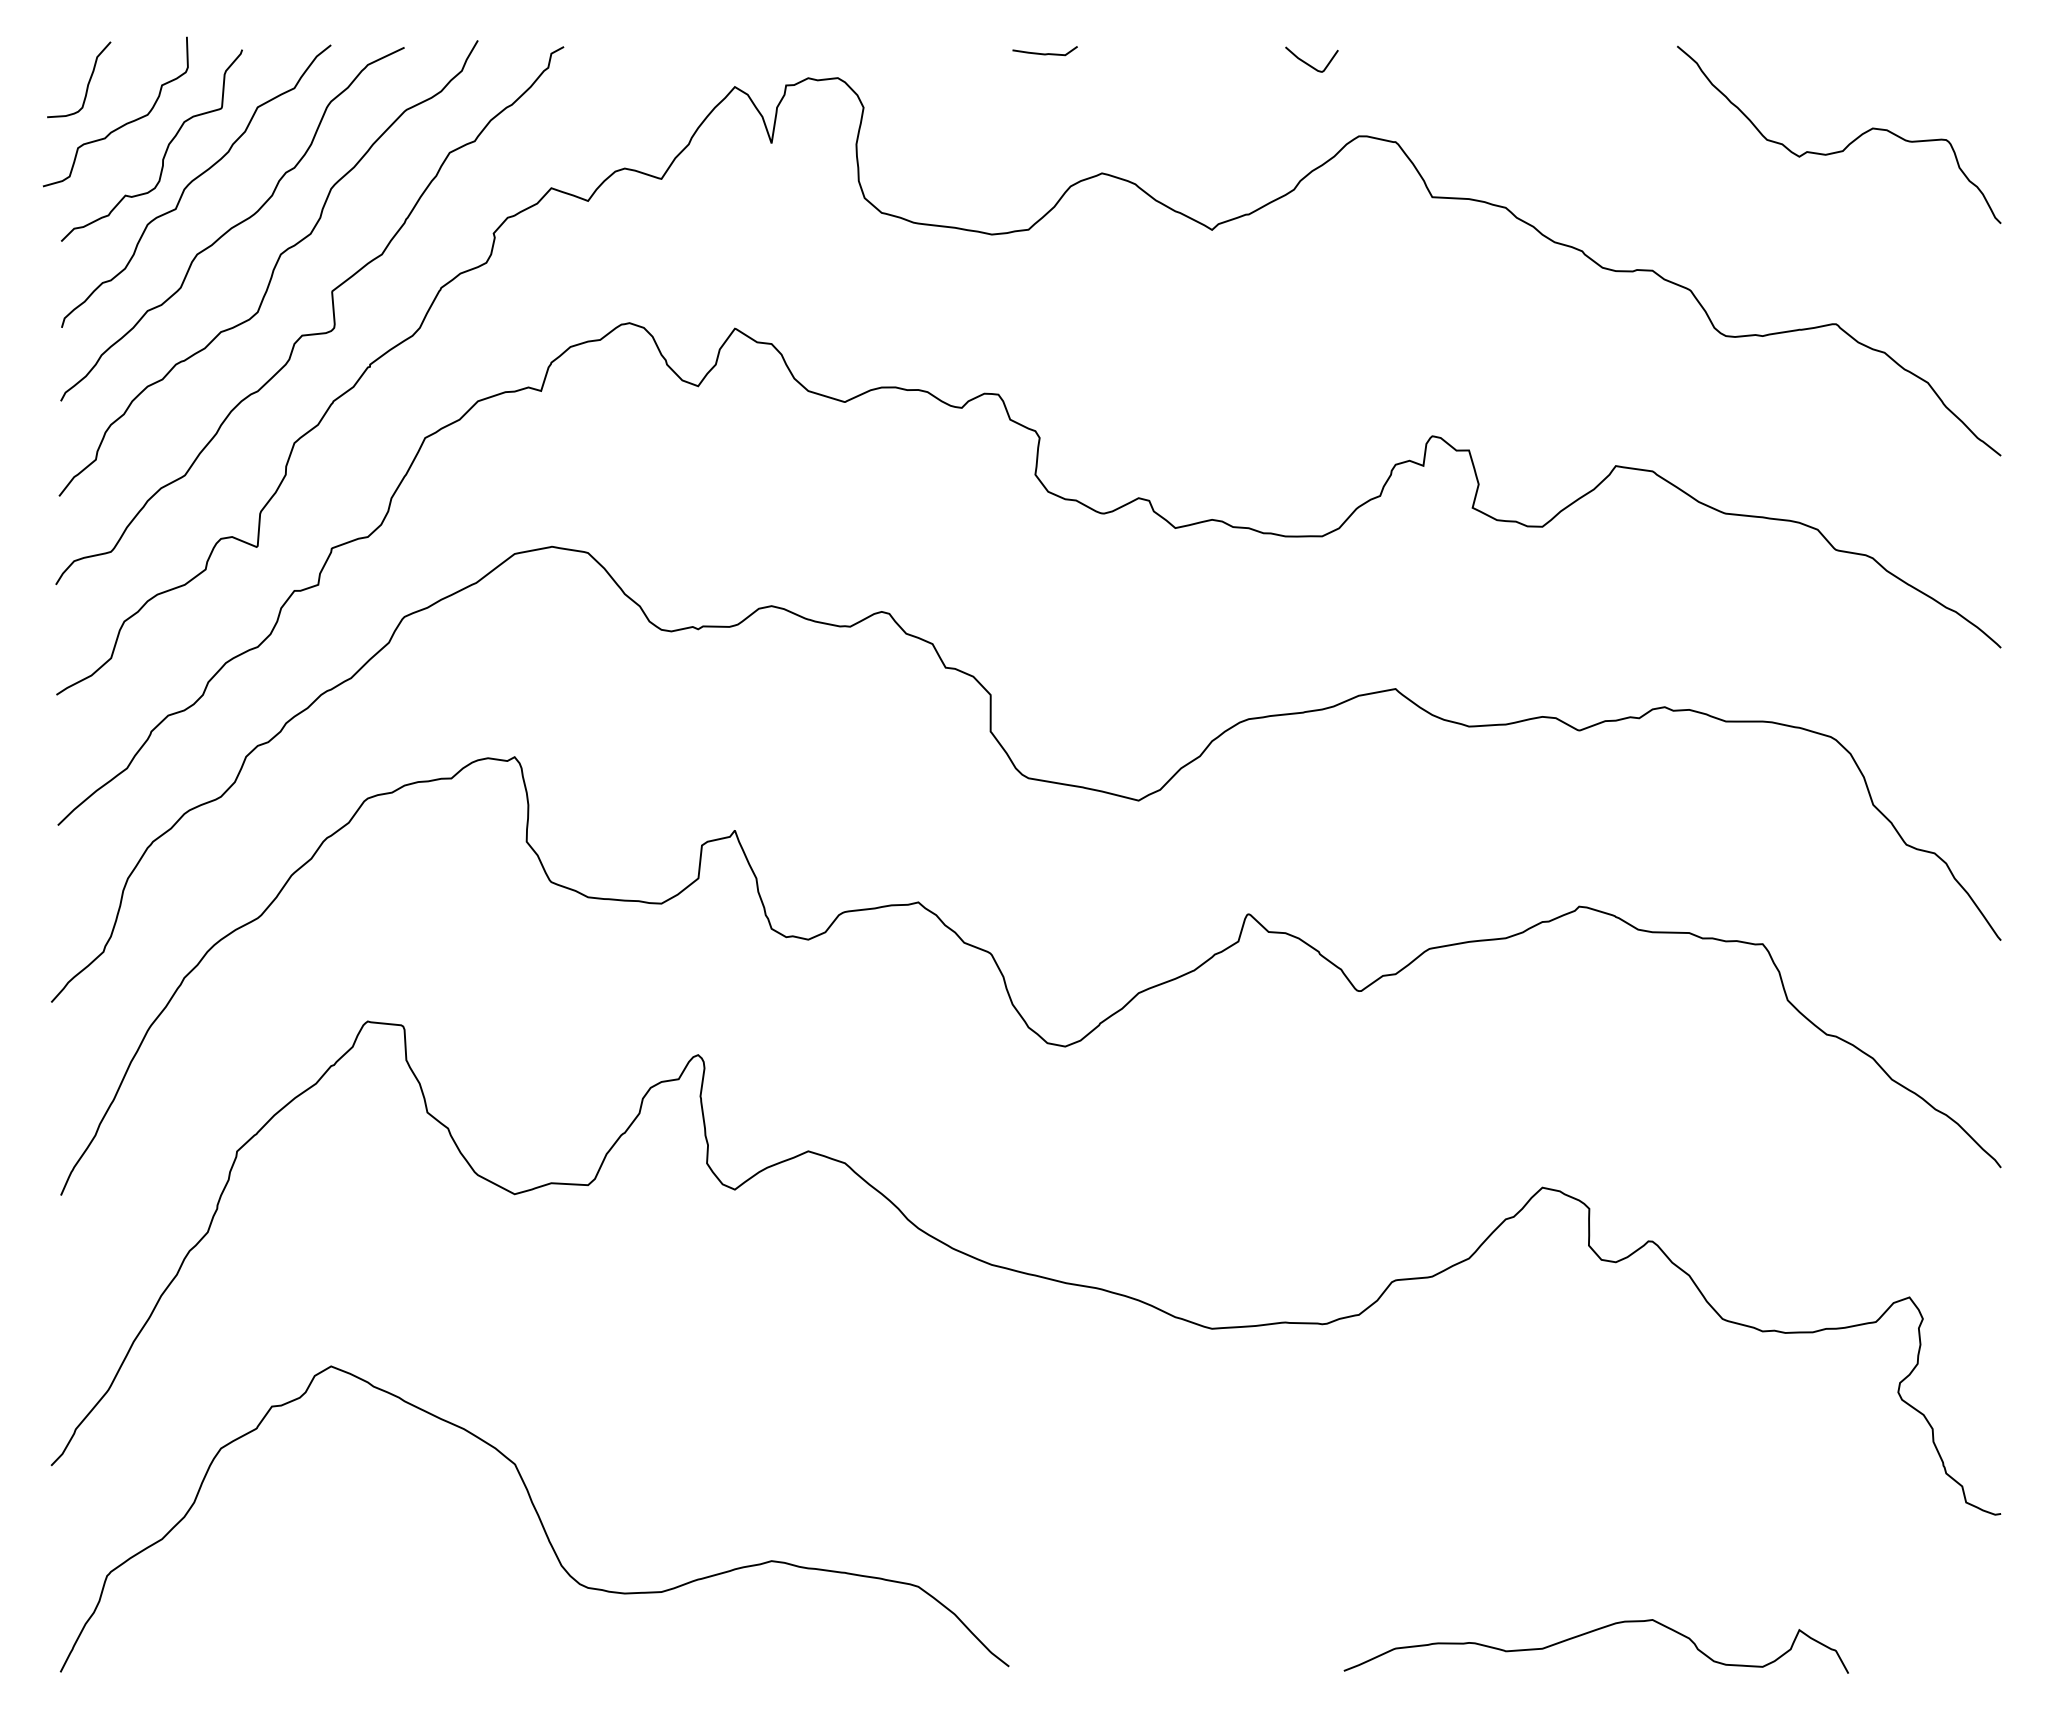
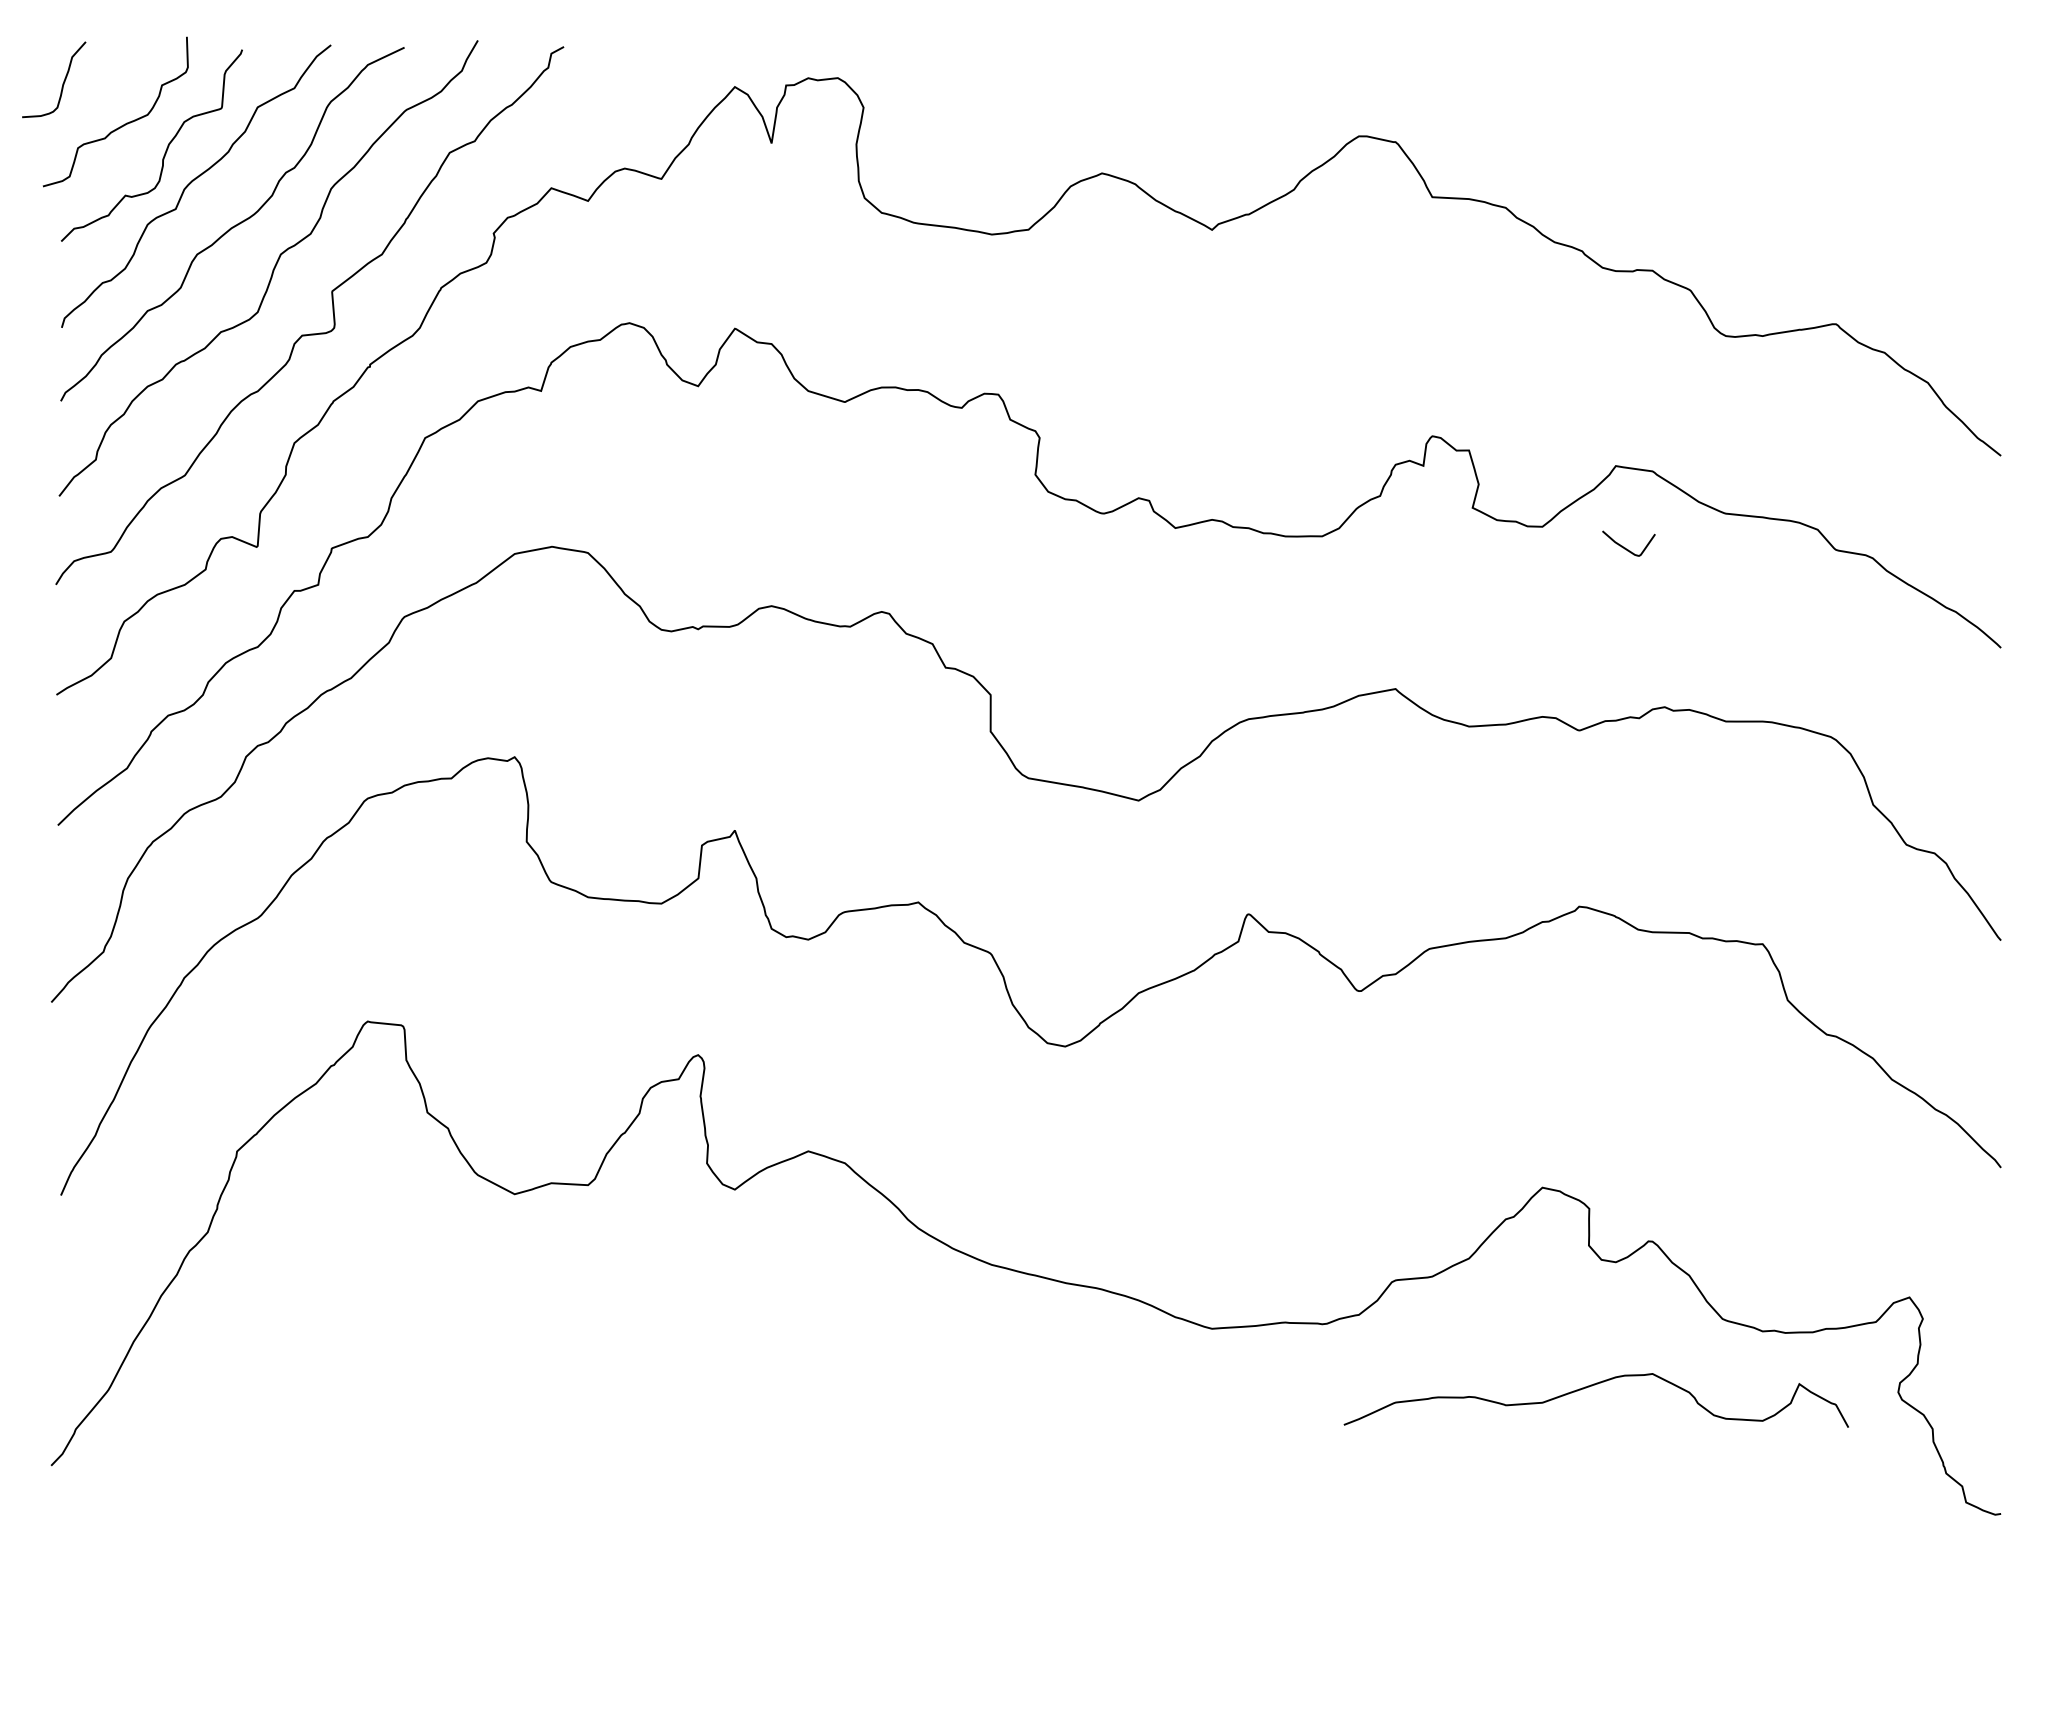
curve: present -> none (1044, 53)
curve position: (1308, 63) -> (1625, 547) (1625, 547)
curve position: (87, 83) -> (62, 83) (62, 83)
curve: present -> none (1849, 143)
curve: present -> none (537, 1516)
curve position: (1592, 1632) -> (1592, 1386) (1592, 1386)
